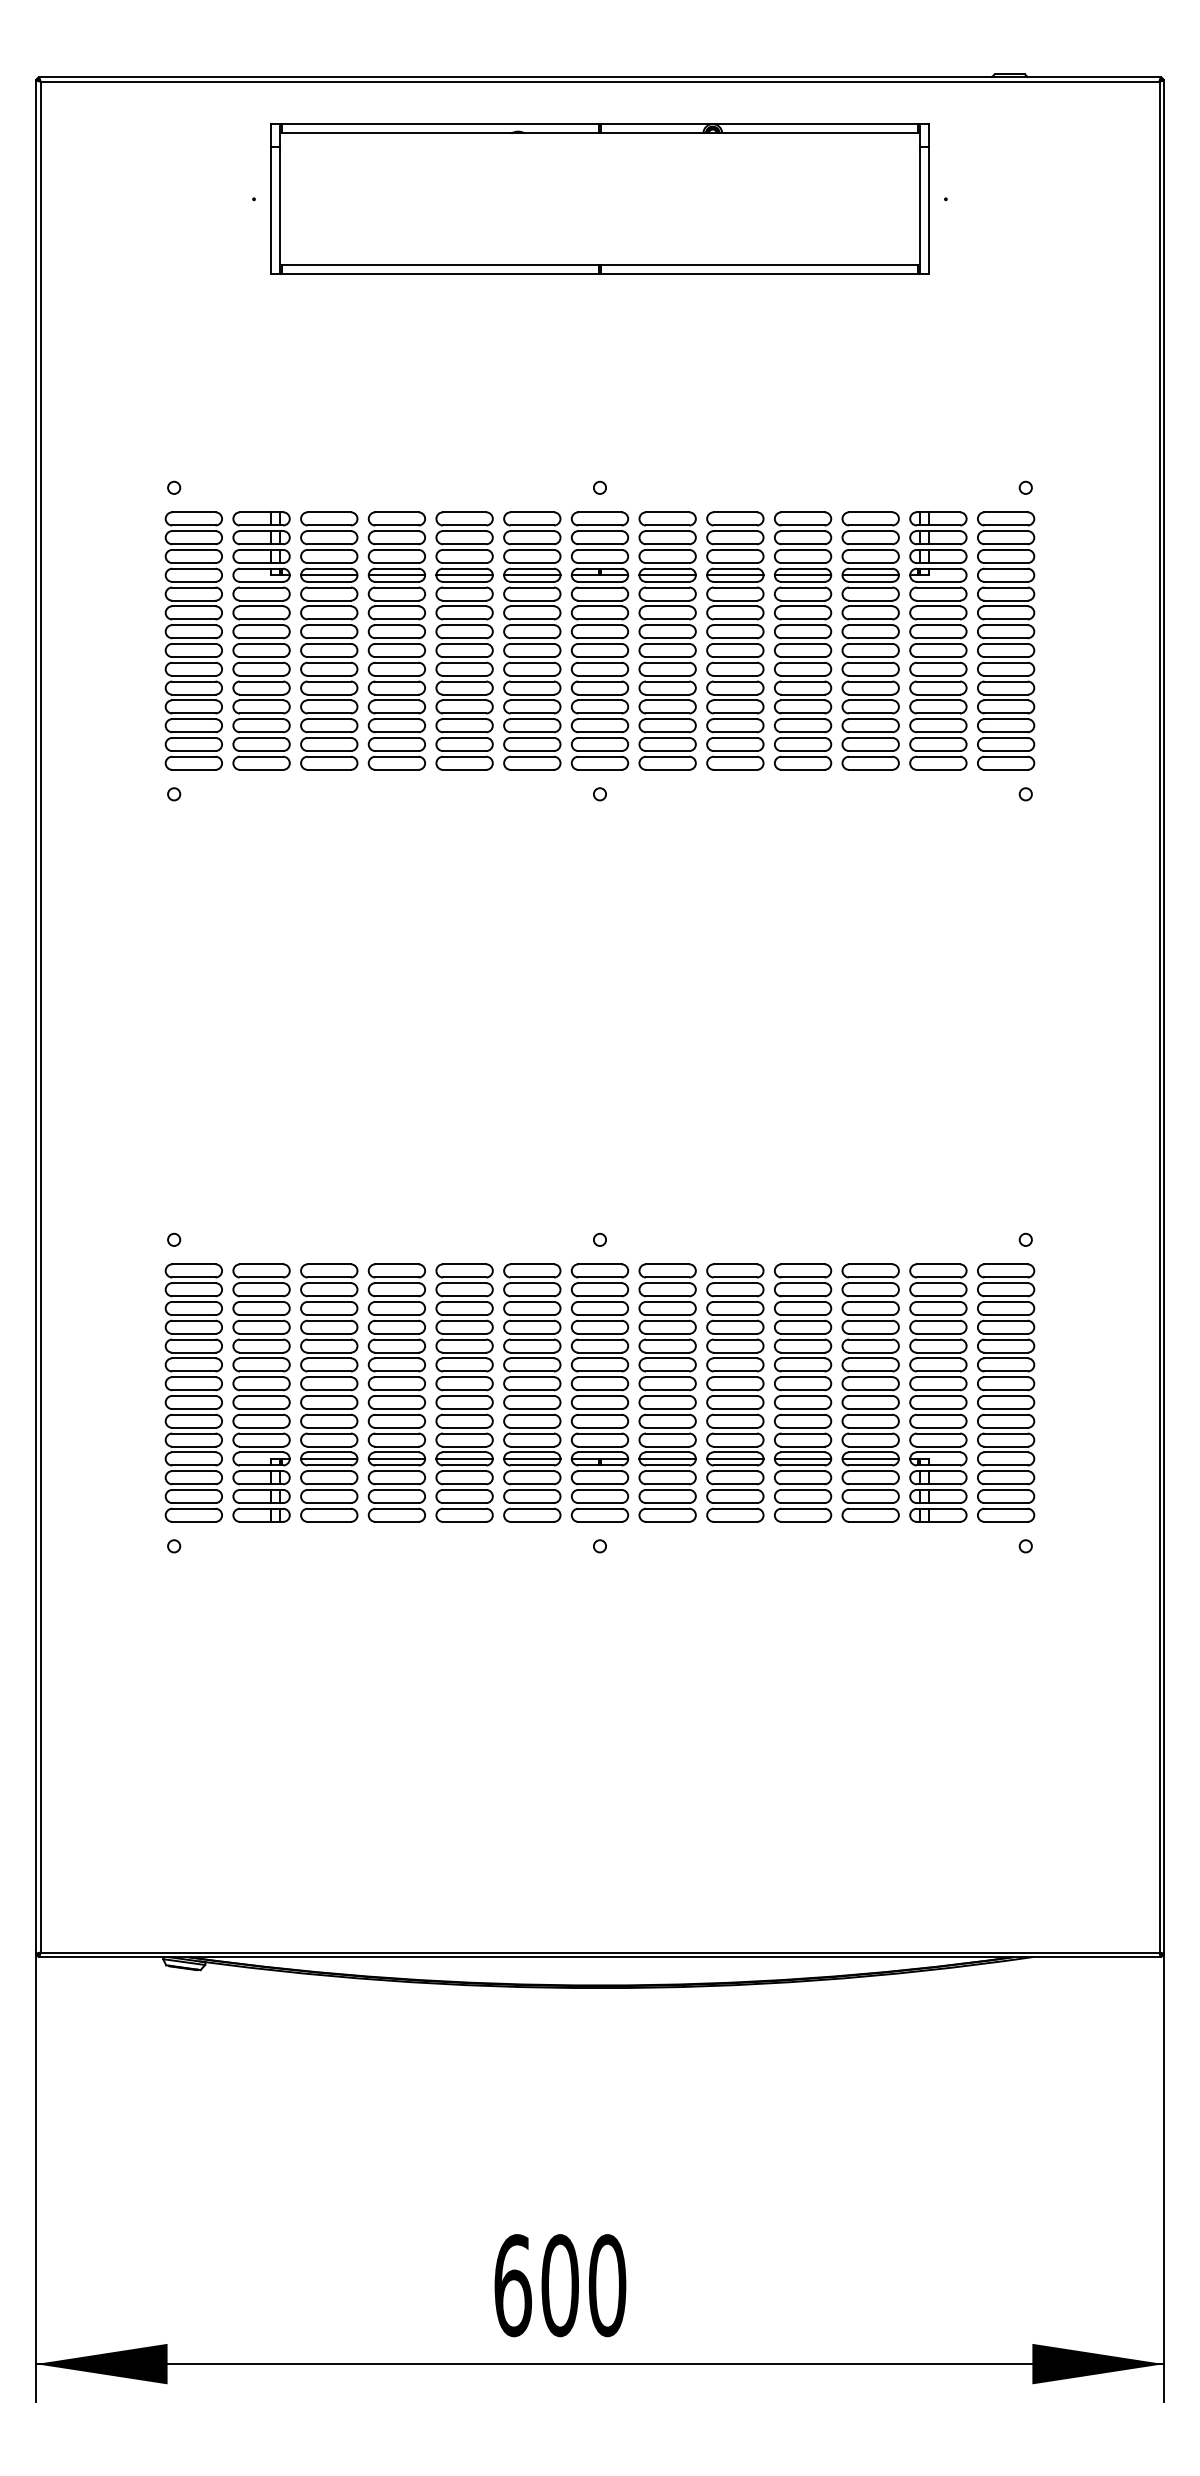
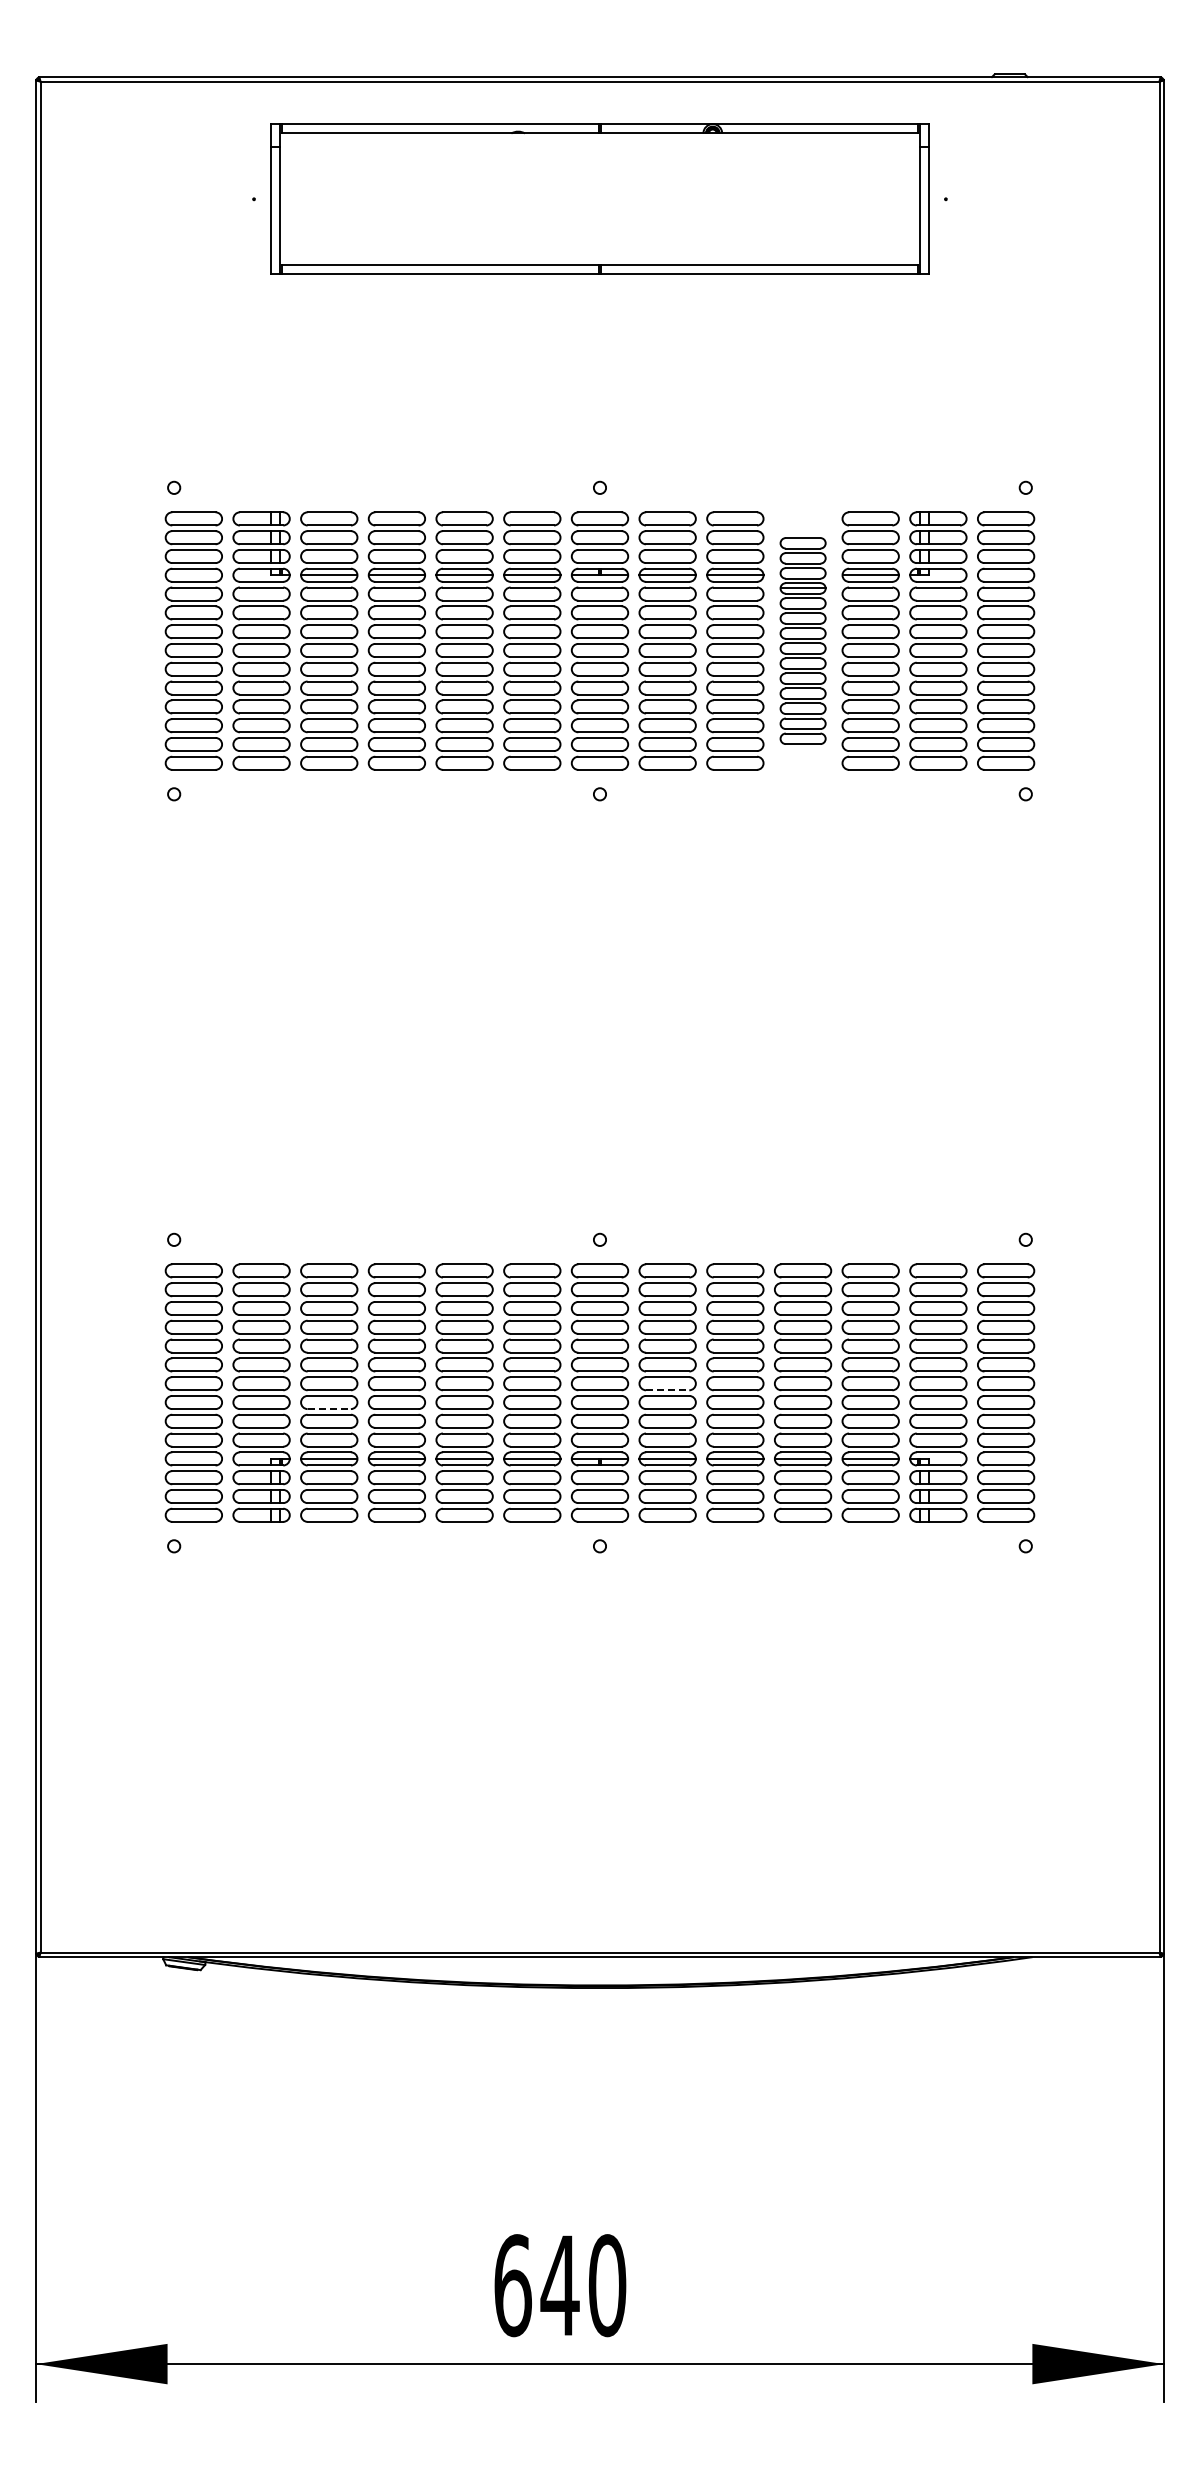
part size: 59x260 px -> 48x208 px (802, 640)
line: solid -> dashed (667, 1390)
line: solid -> dashed (329, 1409)
text: 600 -> 640 (559, 2285)
